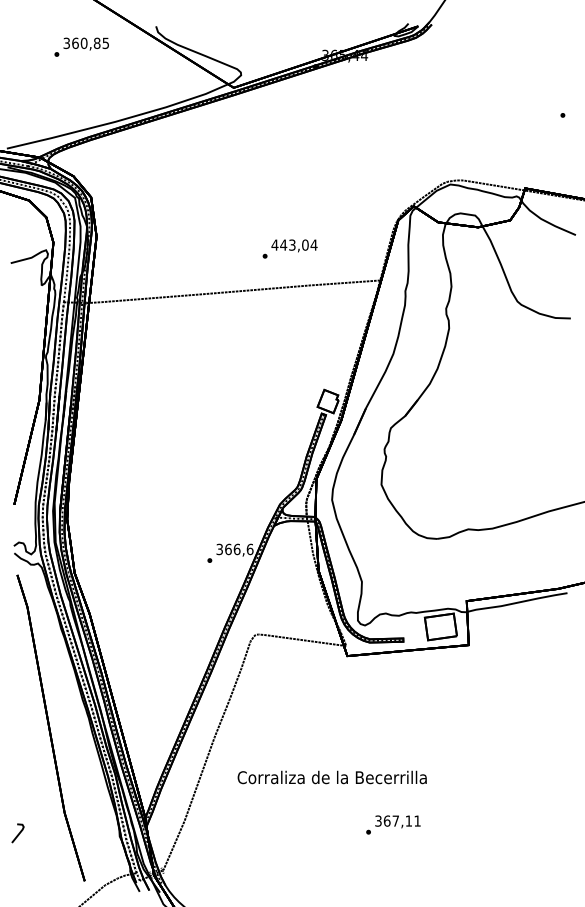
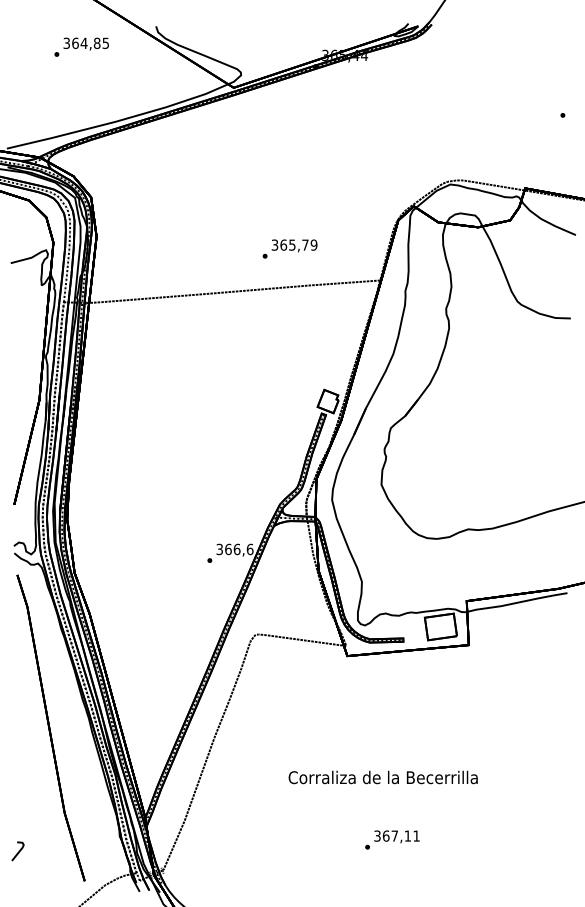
text: 360,85 -> 364,85 (83, 42)
text: 443,04 -> 365,79 (294, 244)
text position: (331, 777) -> (382, 777) (382, 777)
text position: (393, 824) -> (392, 839) (392, 839)
line position: (18, 833) -> (18, 851) (18, 851)
